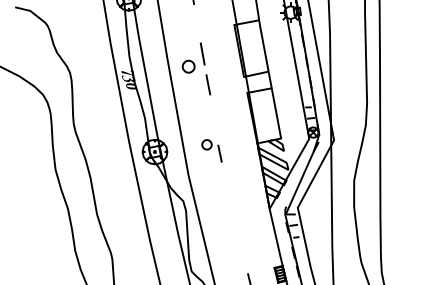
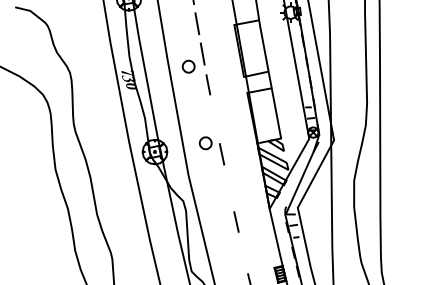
line: none -> present (197, 23)
part size: 22x24 px -> 28x30 px (211, 150)
line: none -> present (236, 221)
